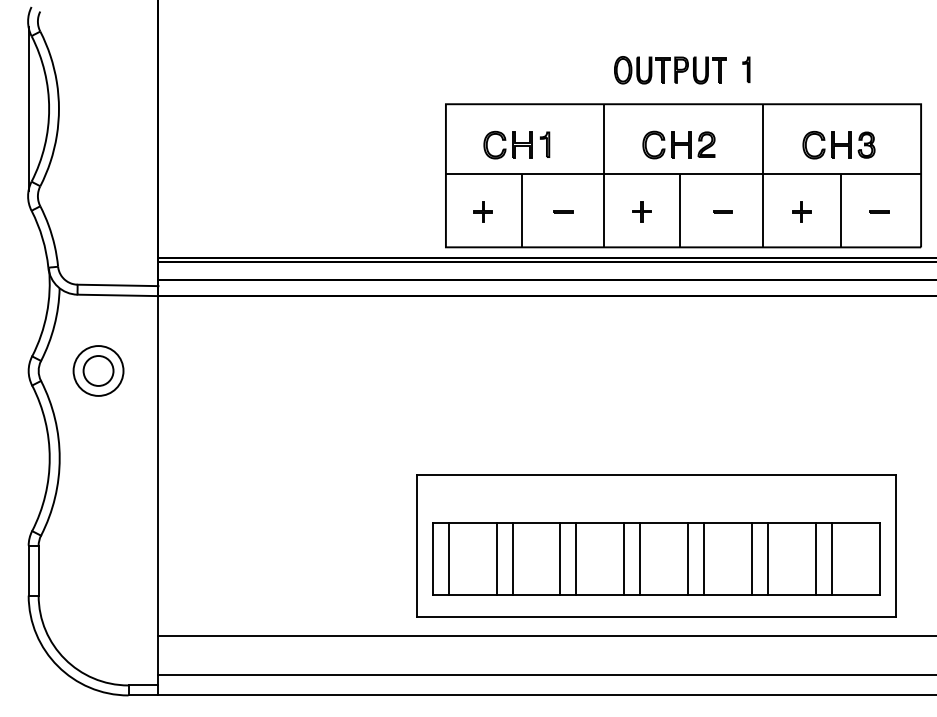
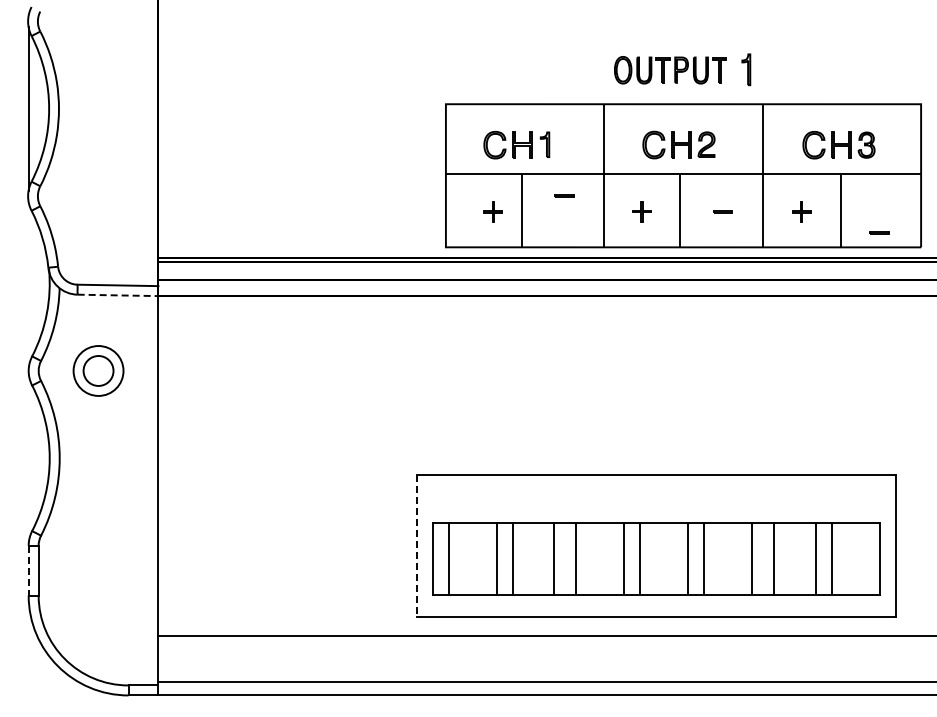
part size: 9x28 px -> 11x34 px (746, 69)
part position: (482, 211) -> (492, 211) (492, 211)
line position: (563, 211) -> (564, 195) (564, 195)
line position: (879, 211) -> (879, 232) (879, 232)
line: solid -> dashed (118, 295)
line: solid -> dashed (416, 546)
line position: (560, 558) -> (554, 558) (554, 558)
line position: (768, 558) -> (774, 558) (774, 558)
line: solid -> dashed (28, 570)
line position: (545, 675) -> (545, 682) (545, 682)
